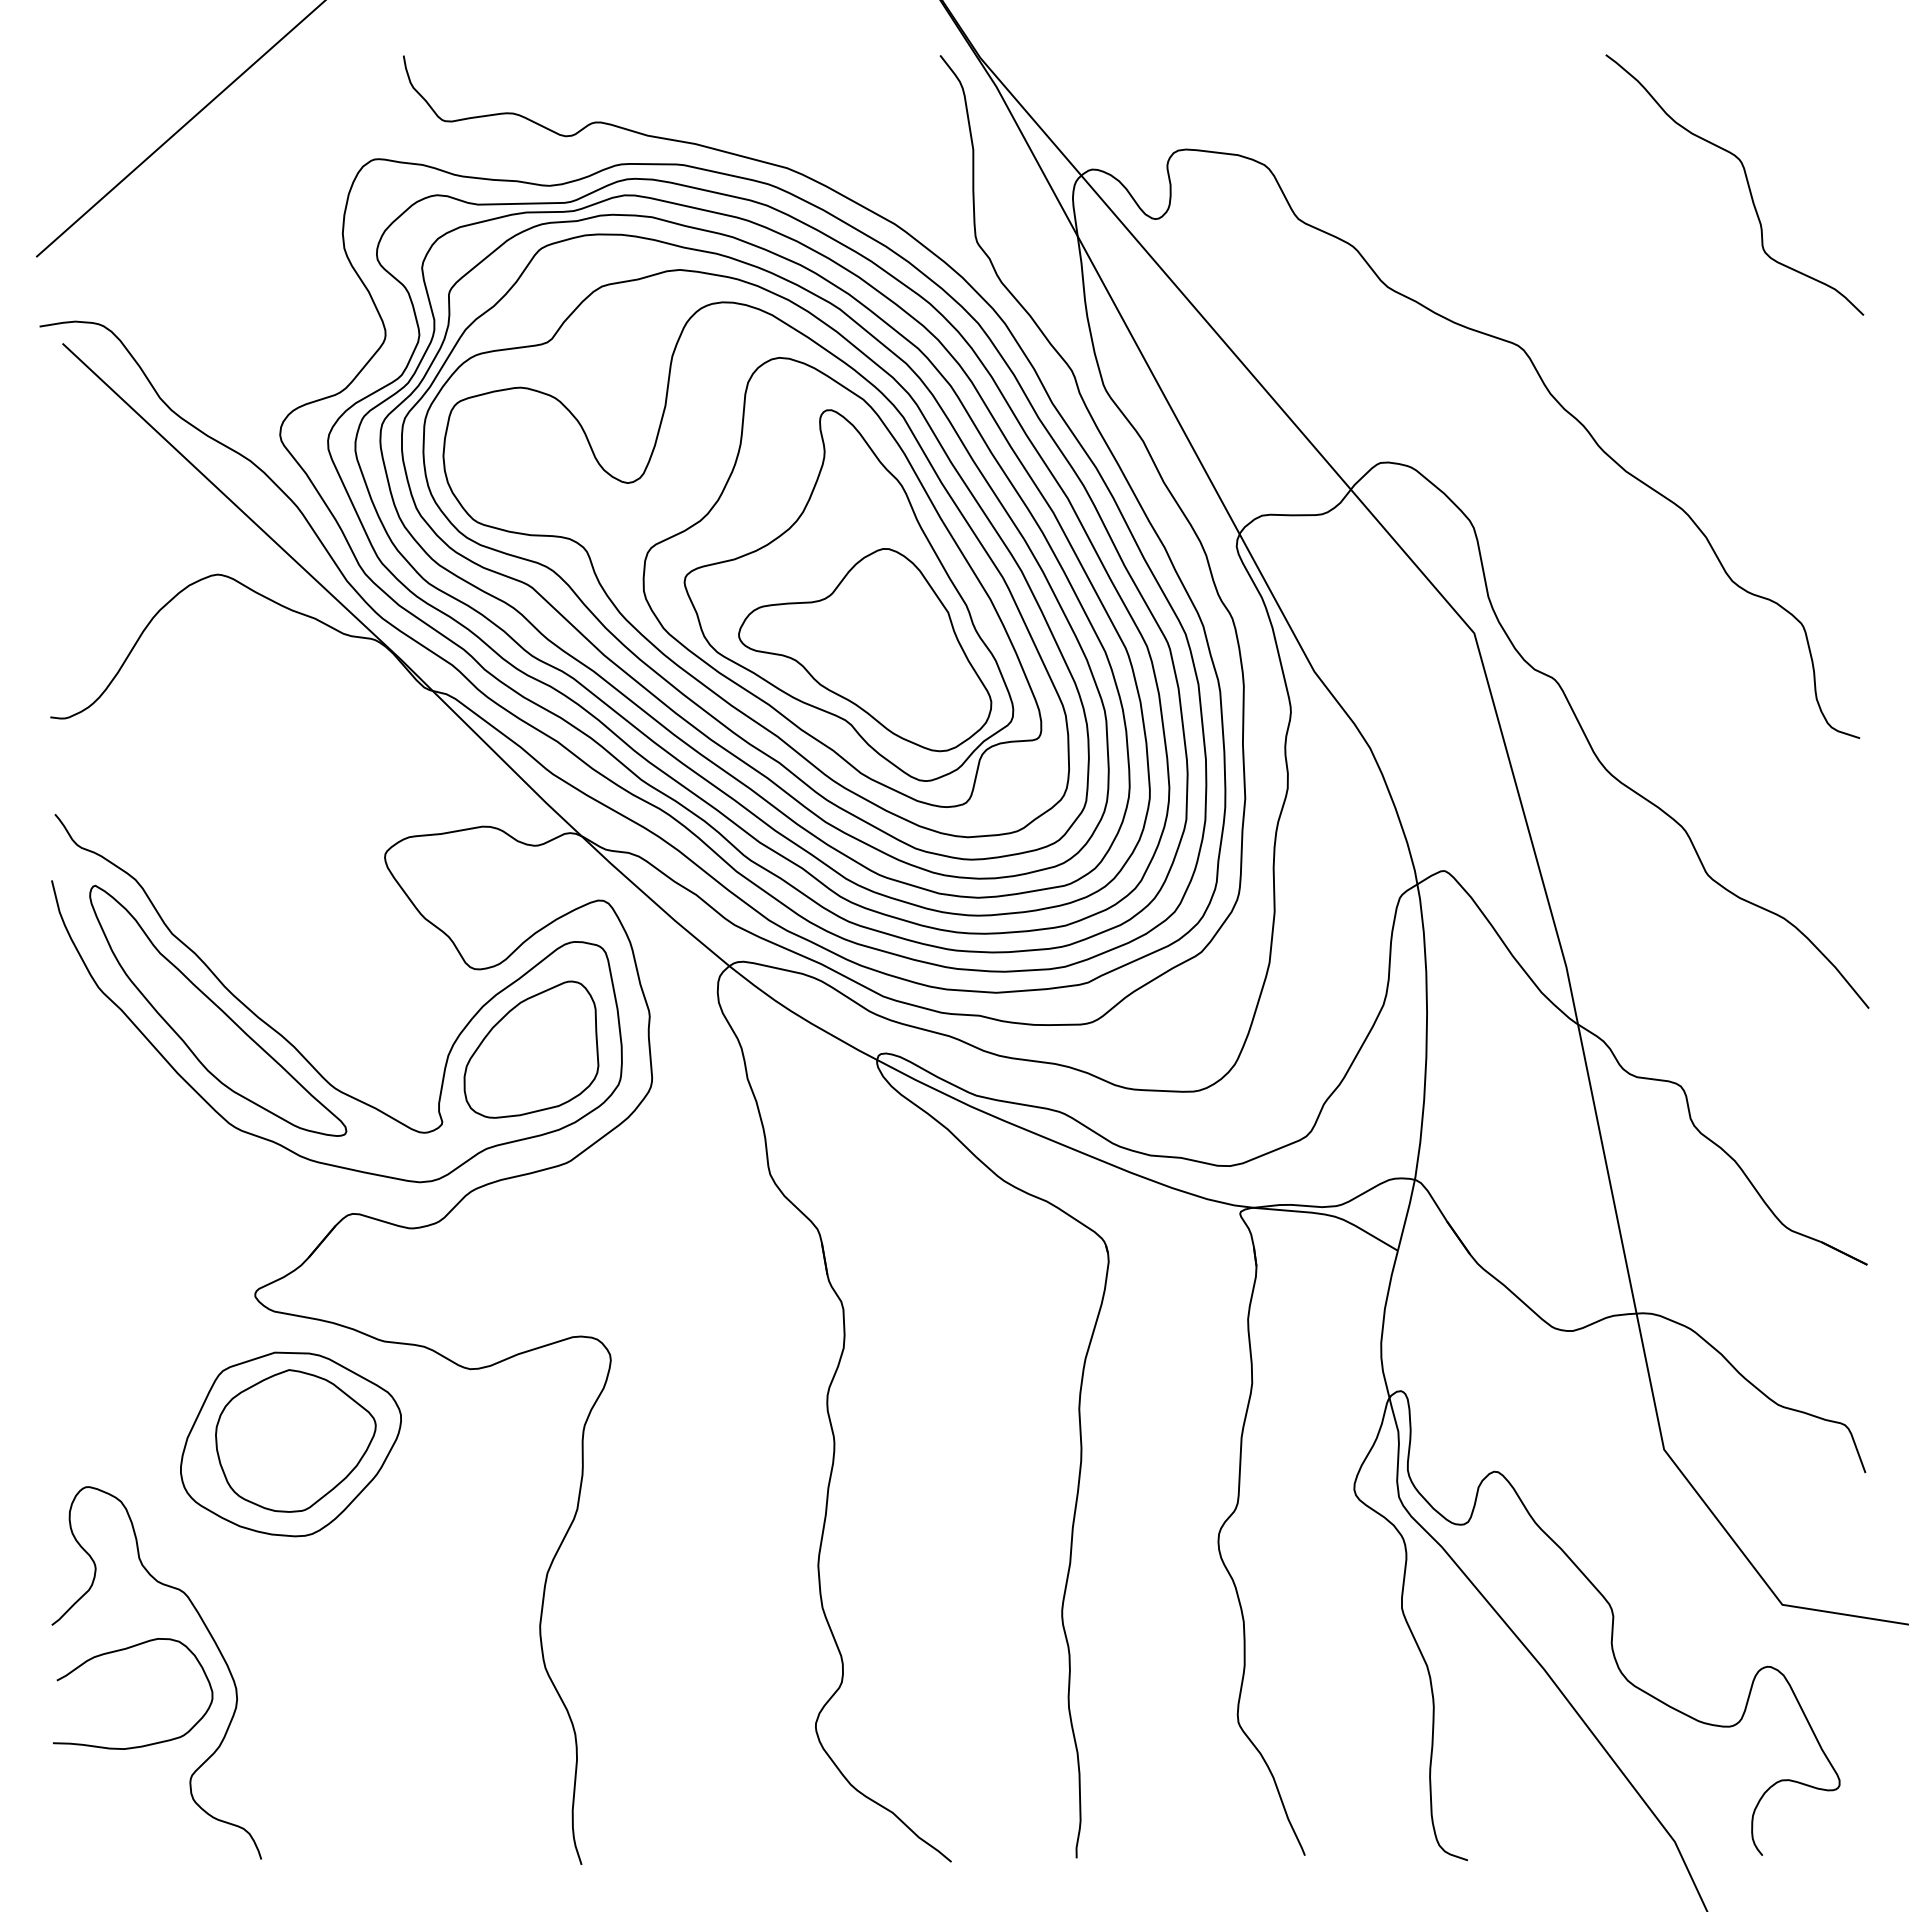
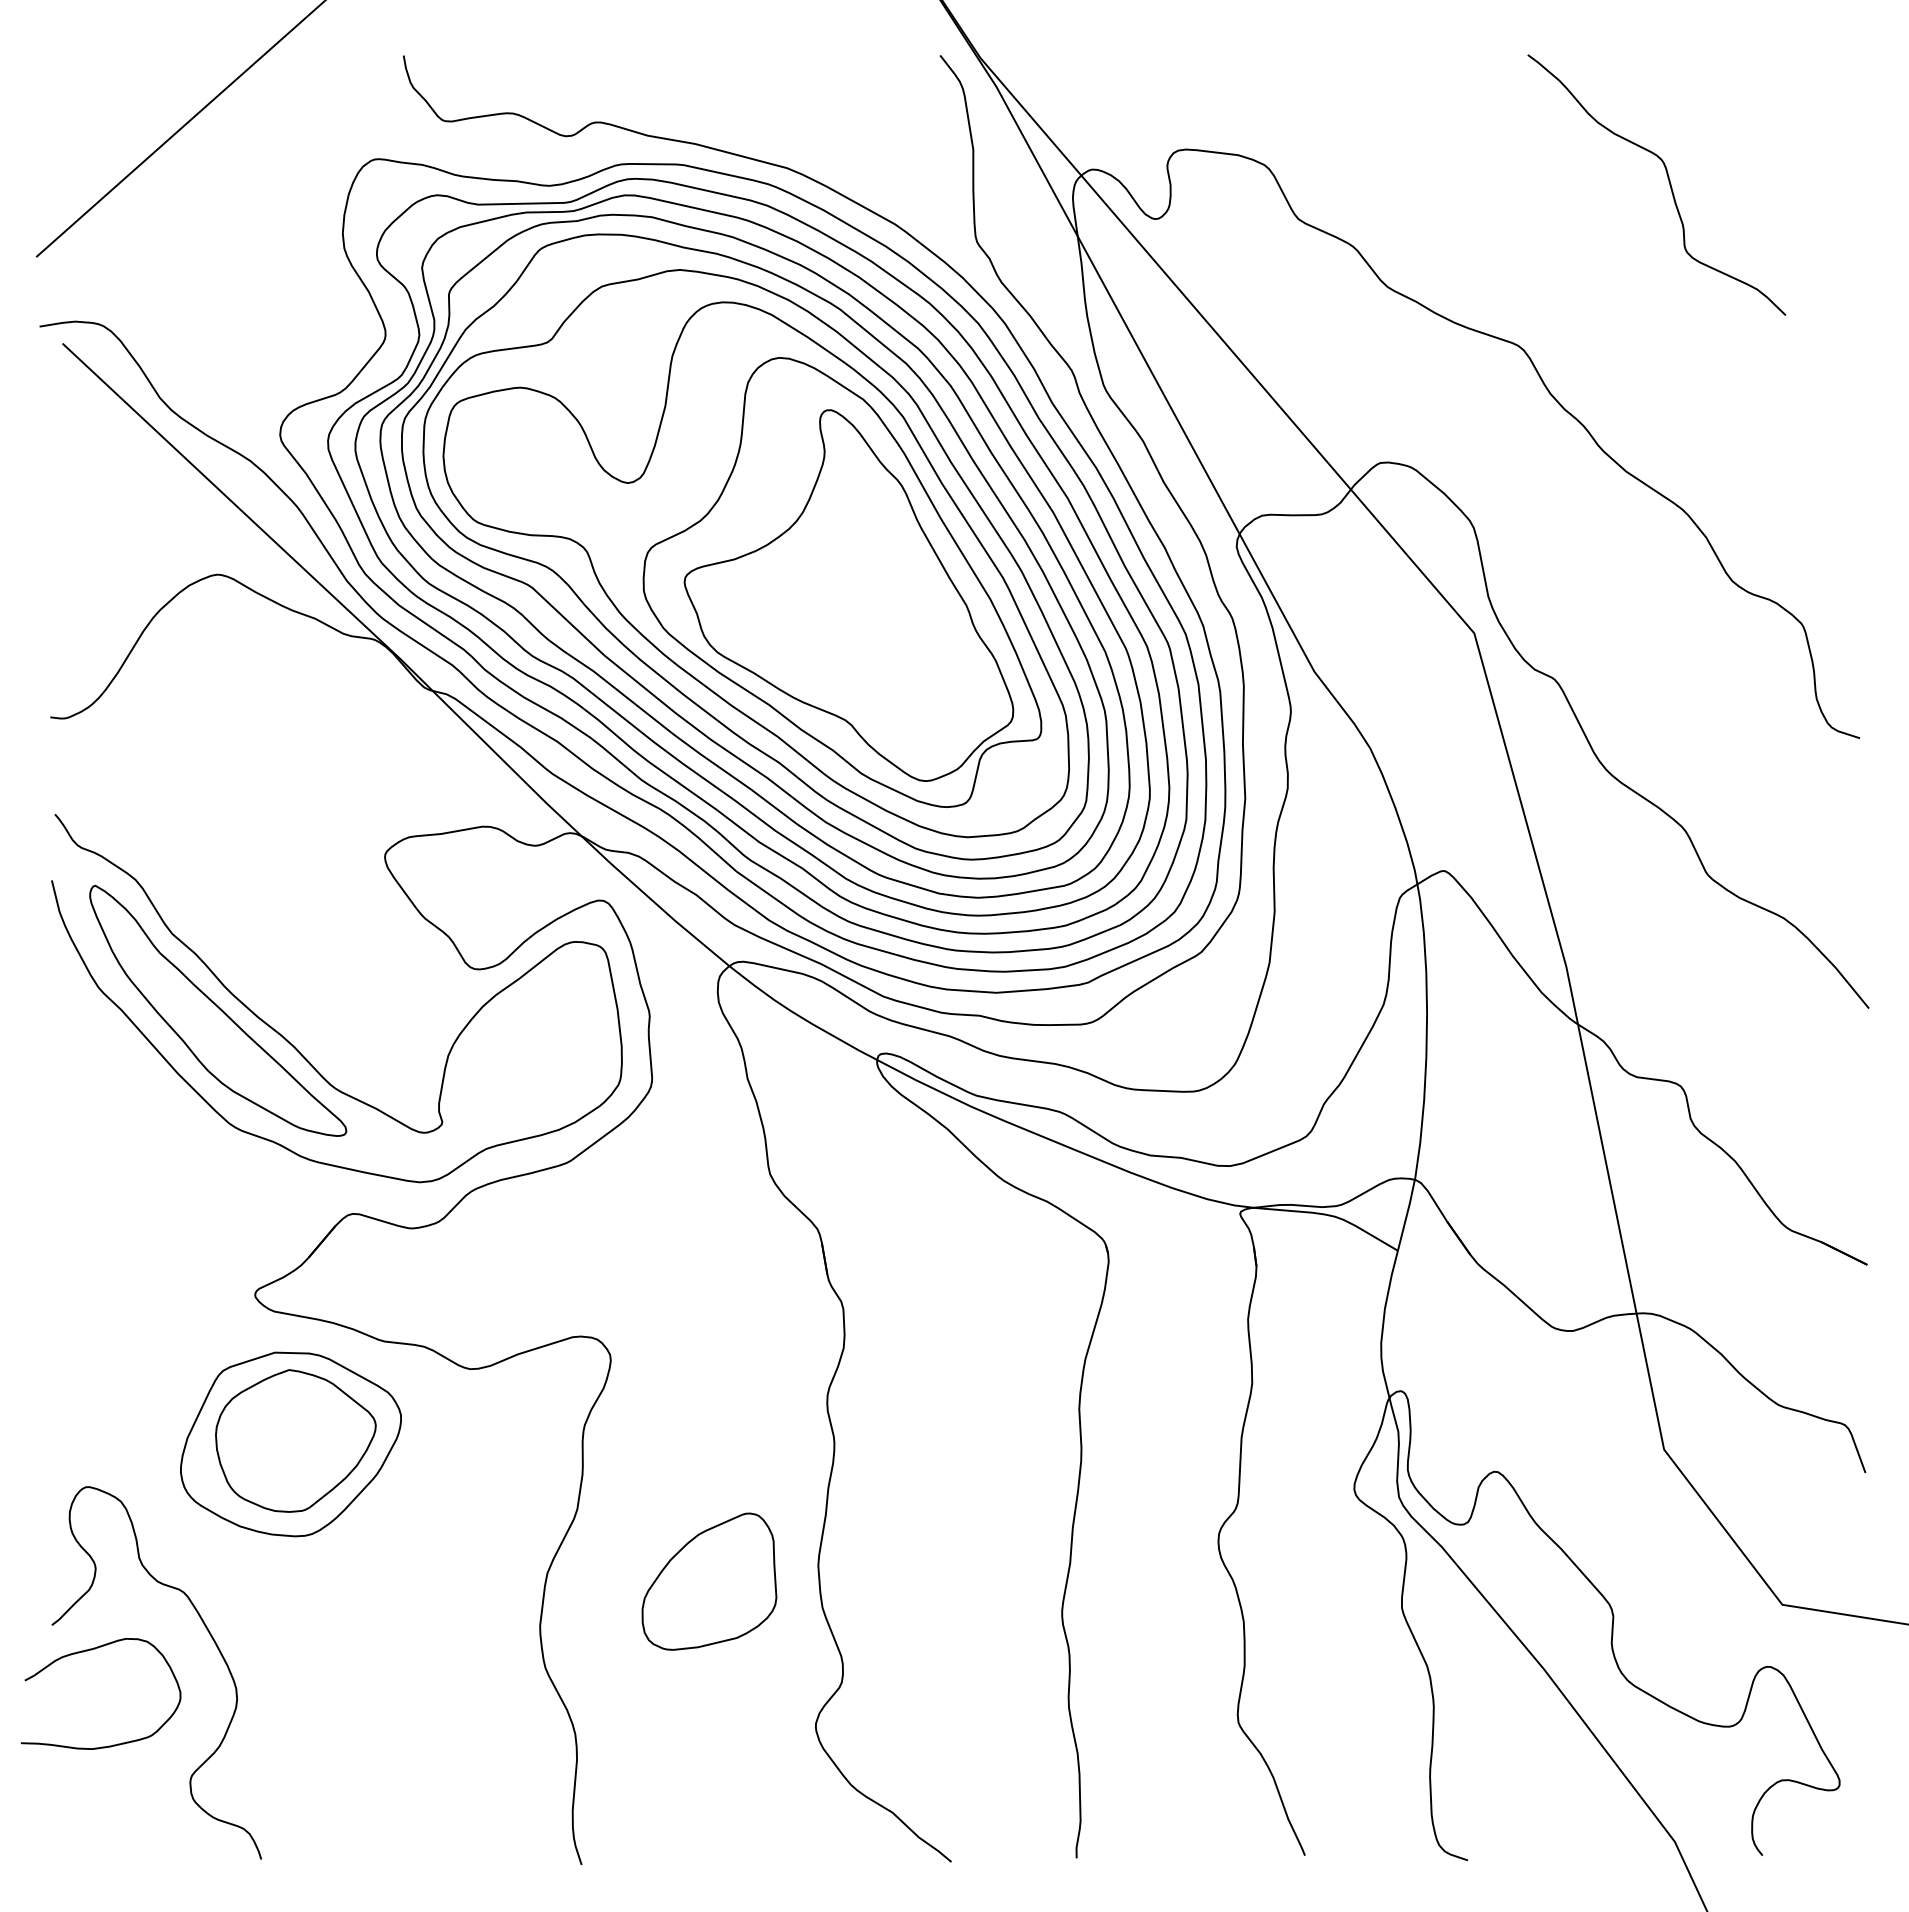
curve position: (1746, 181) -> (1668, 181) (1668, 181)
part: present -> none (865, 650)
part position: (531, 1049) -> (709, 1581) (709, 1581)
curve position: (123, 1650) -> (91, 1650) (91, 1650)
